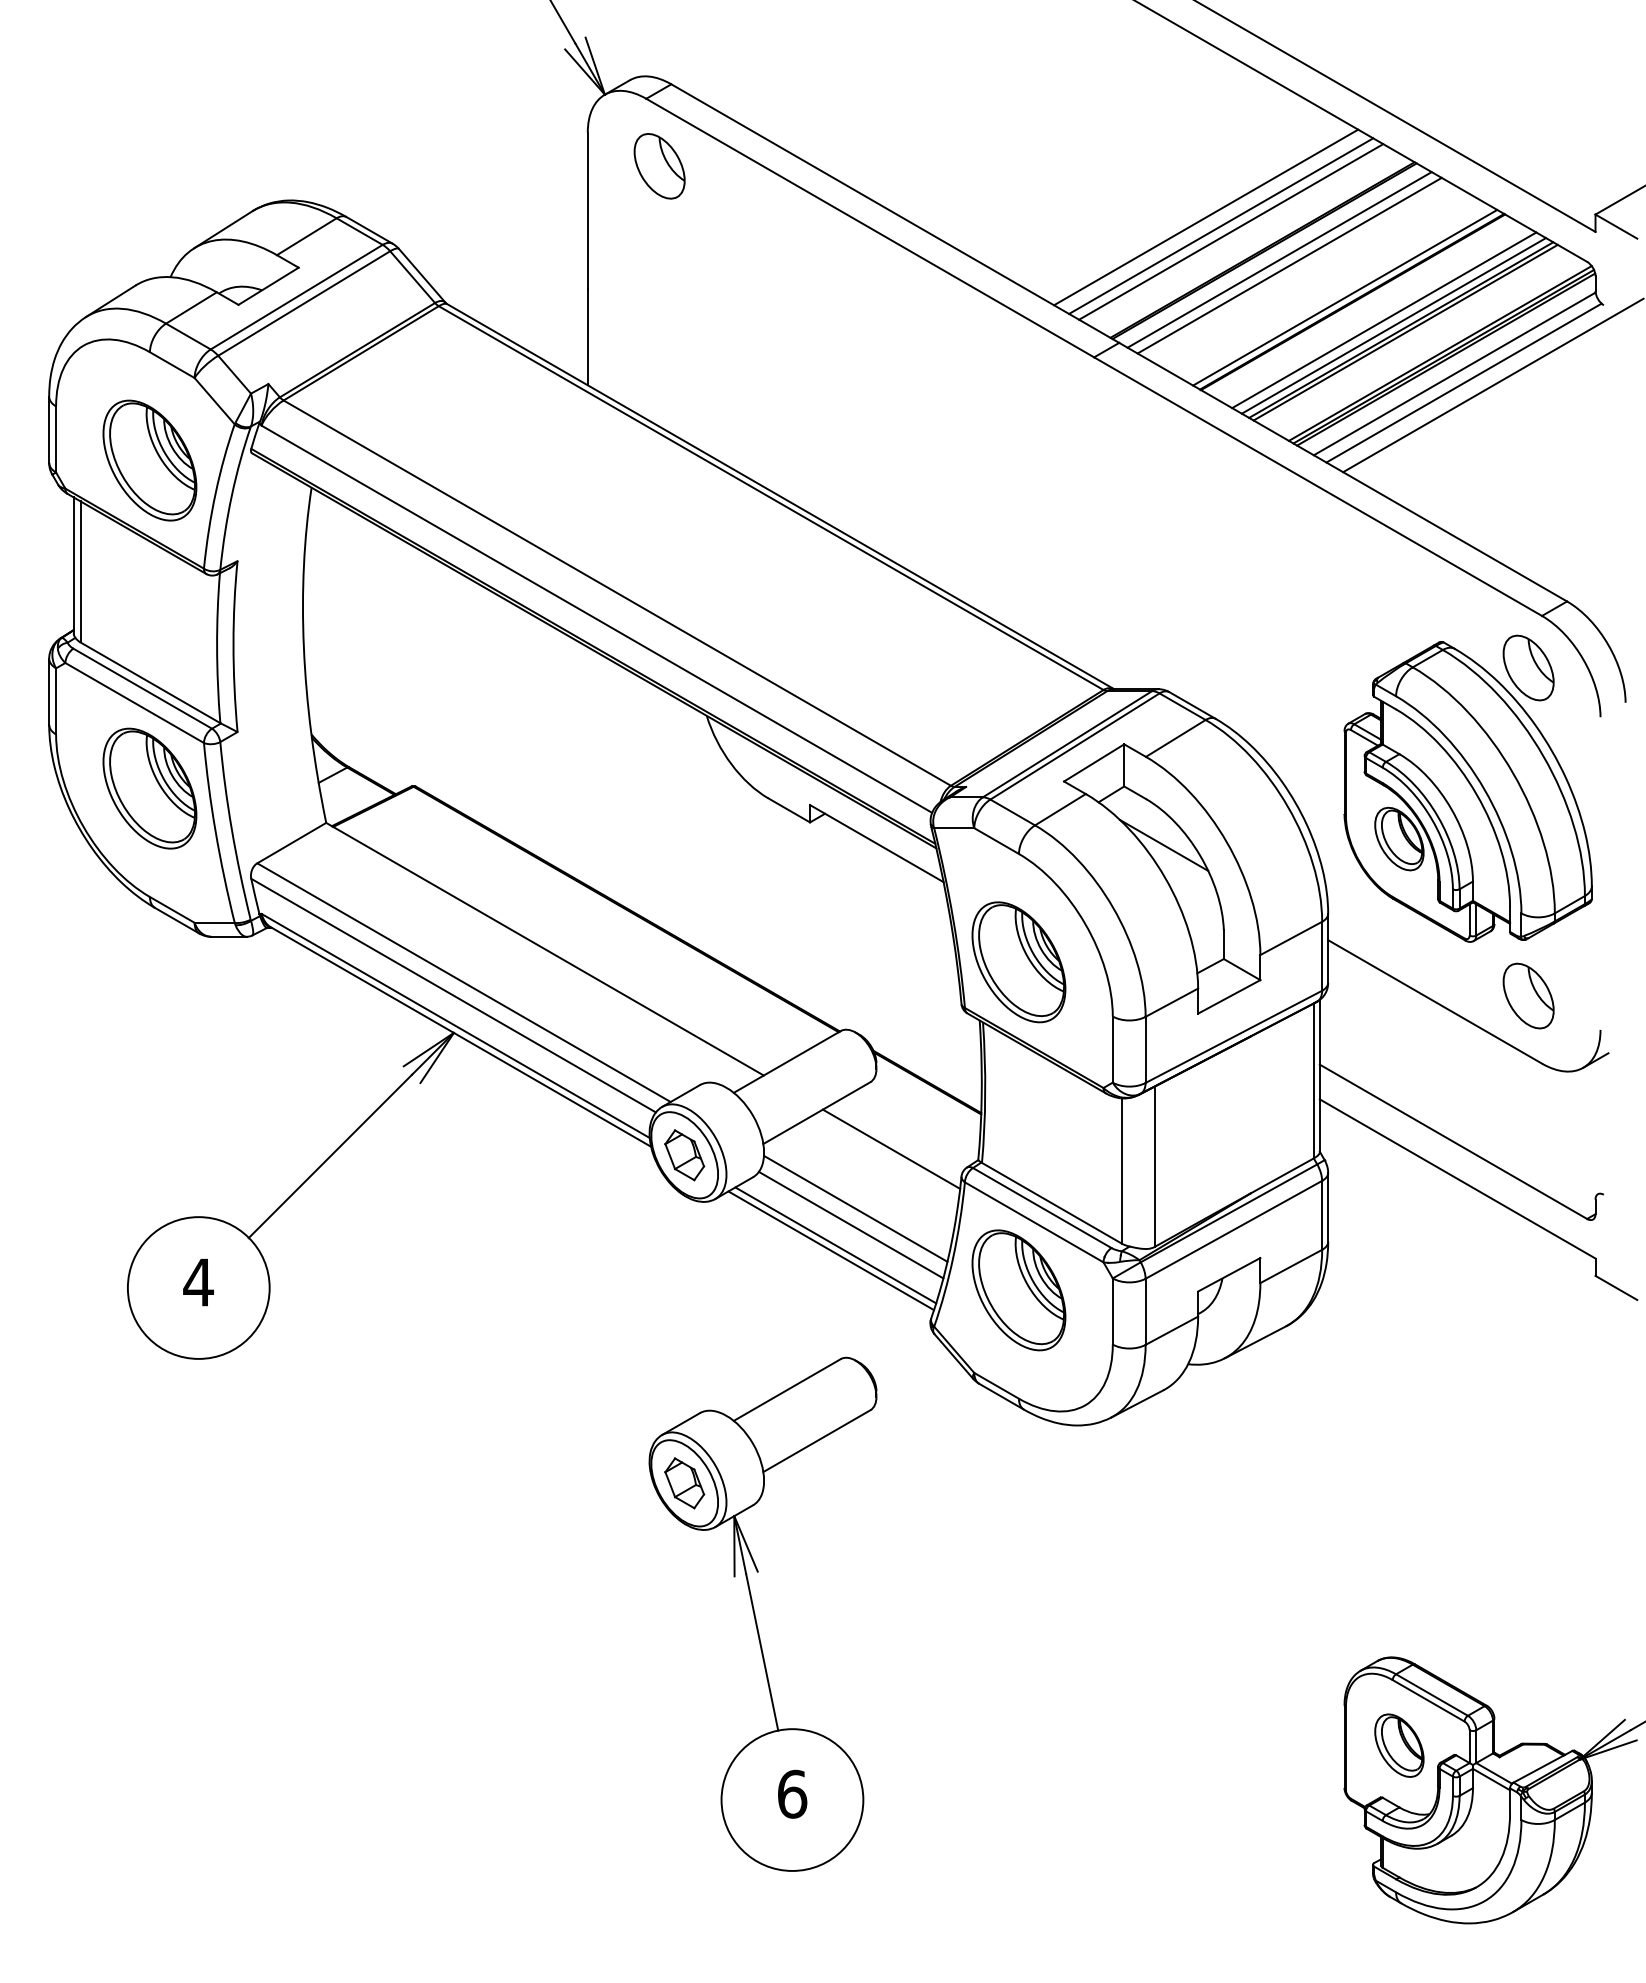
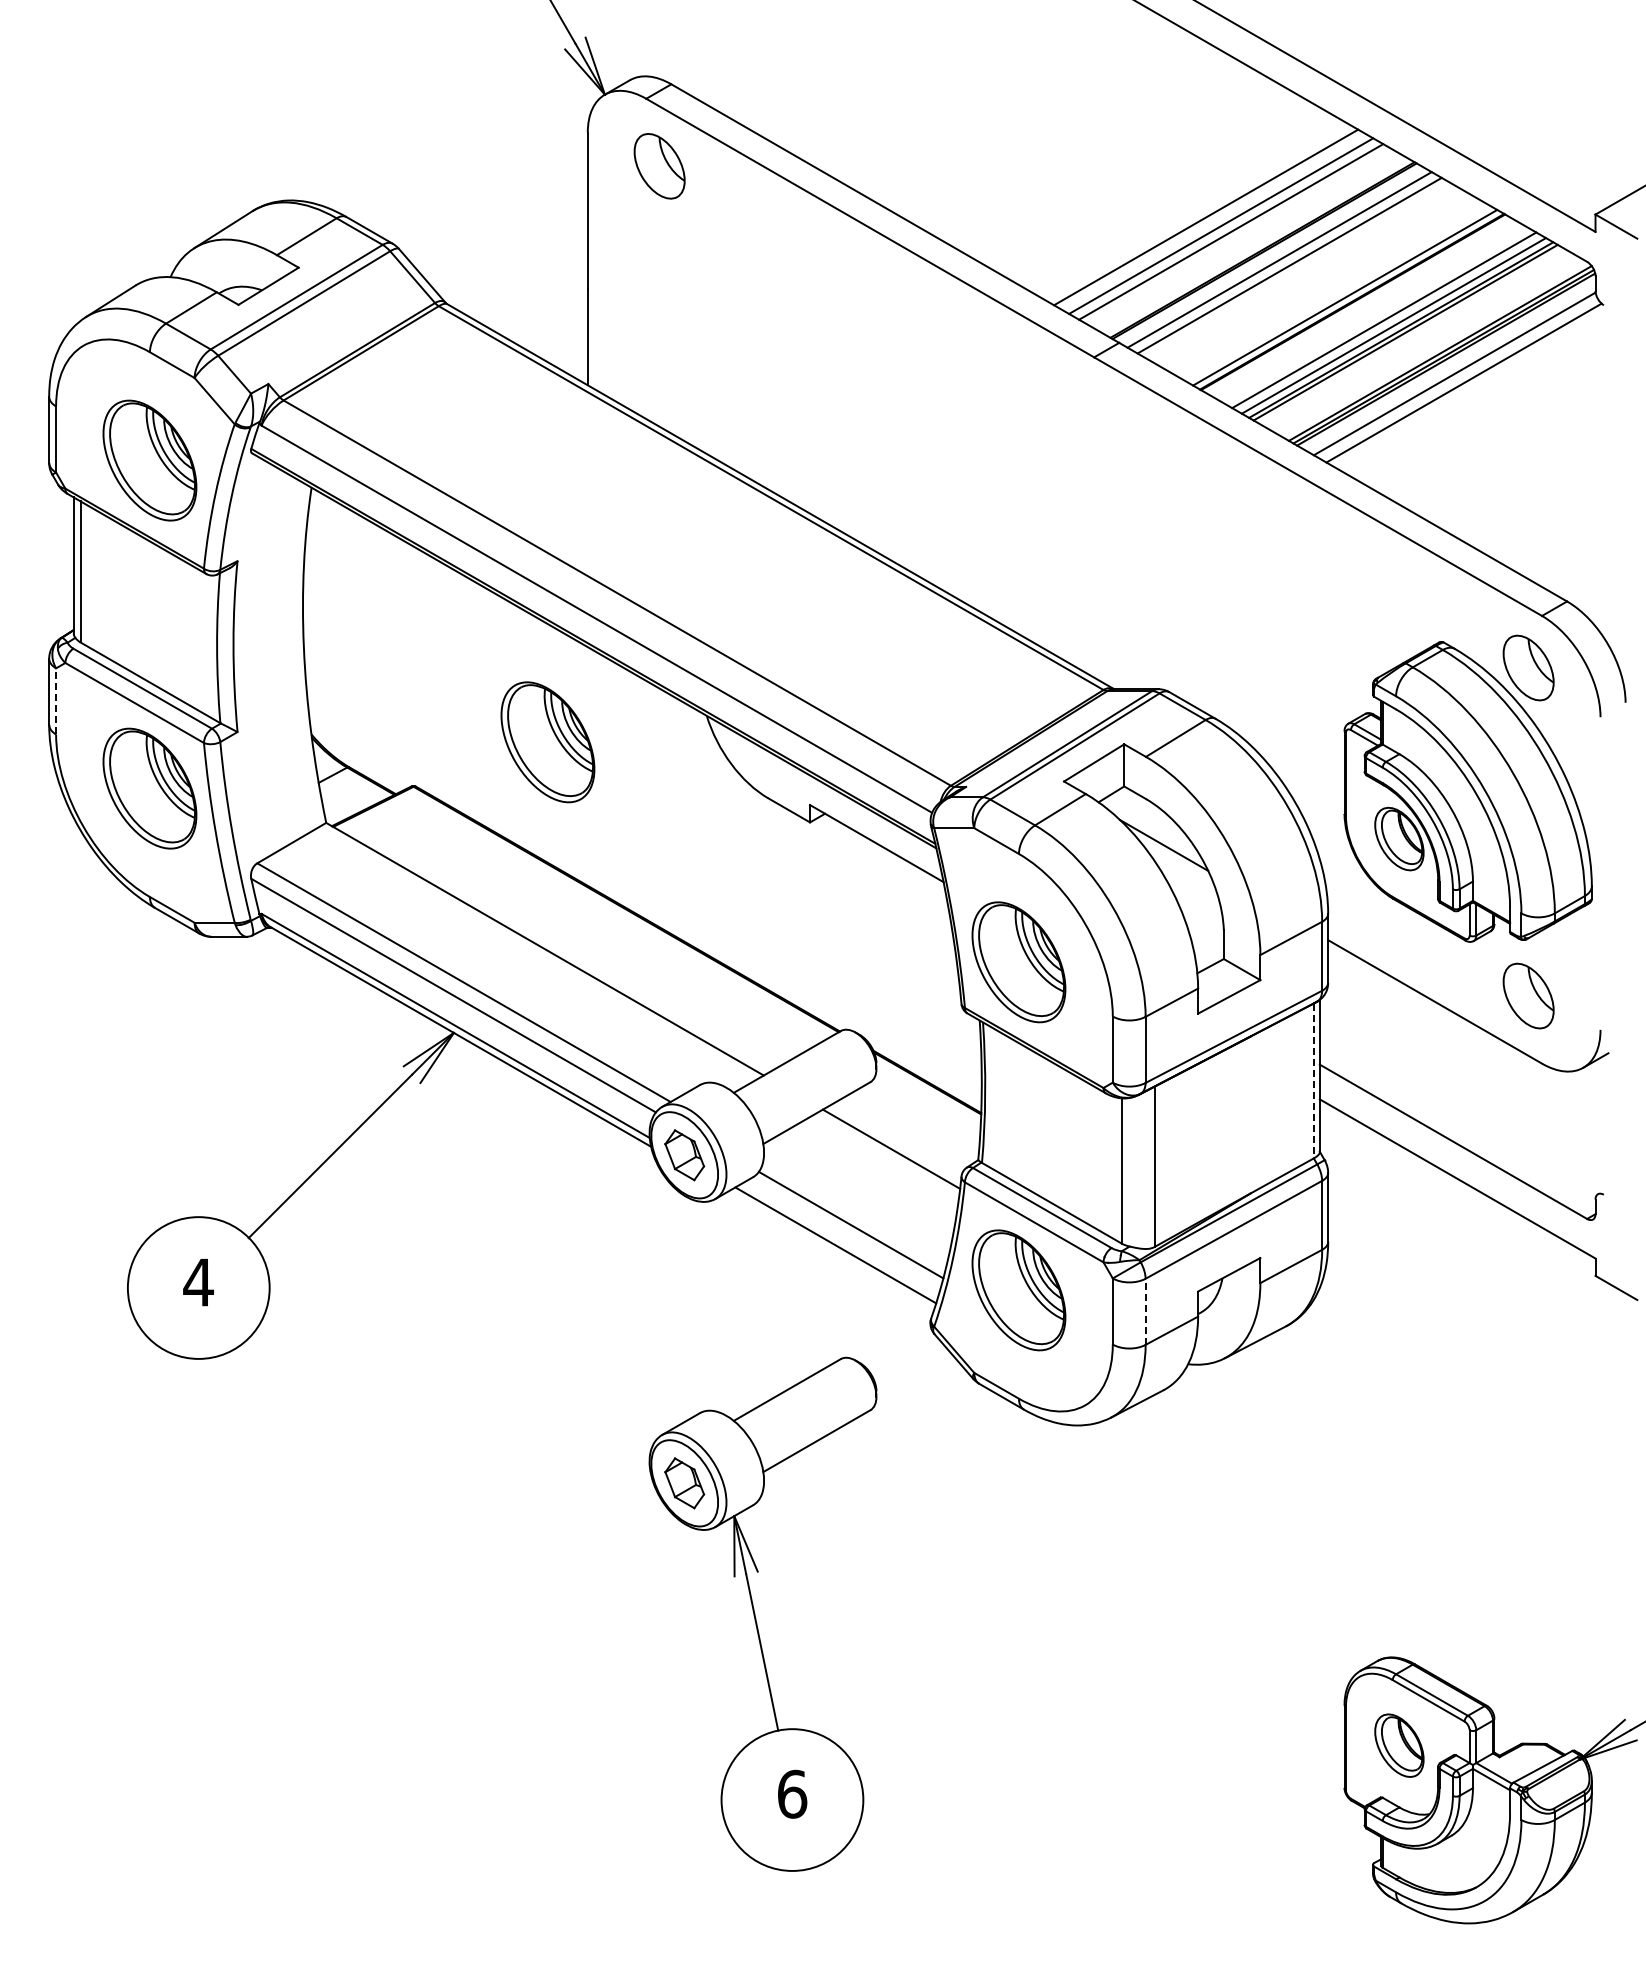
line: present -> none (1492, 385)
line: solid -> dashed (56, 700)
part: none -> present (547, 742)
line: solid -> dashed (1313, 1081)
line: present -> none (855, 1208)
line: present -> none (831, 1250)
line: solid -> dashed (1145, 1311)
